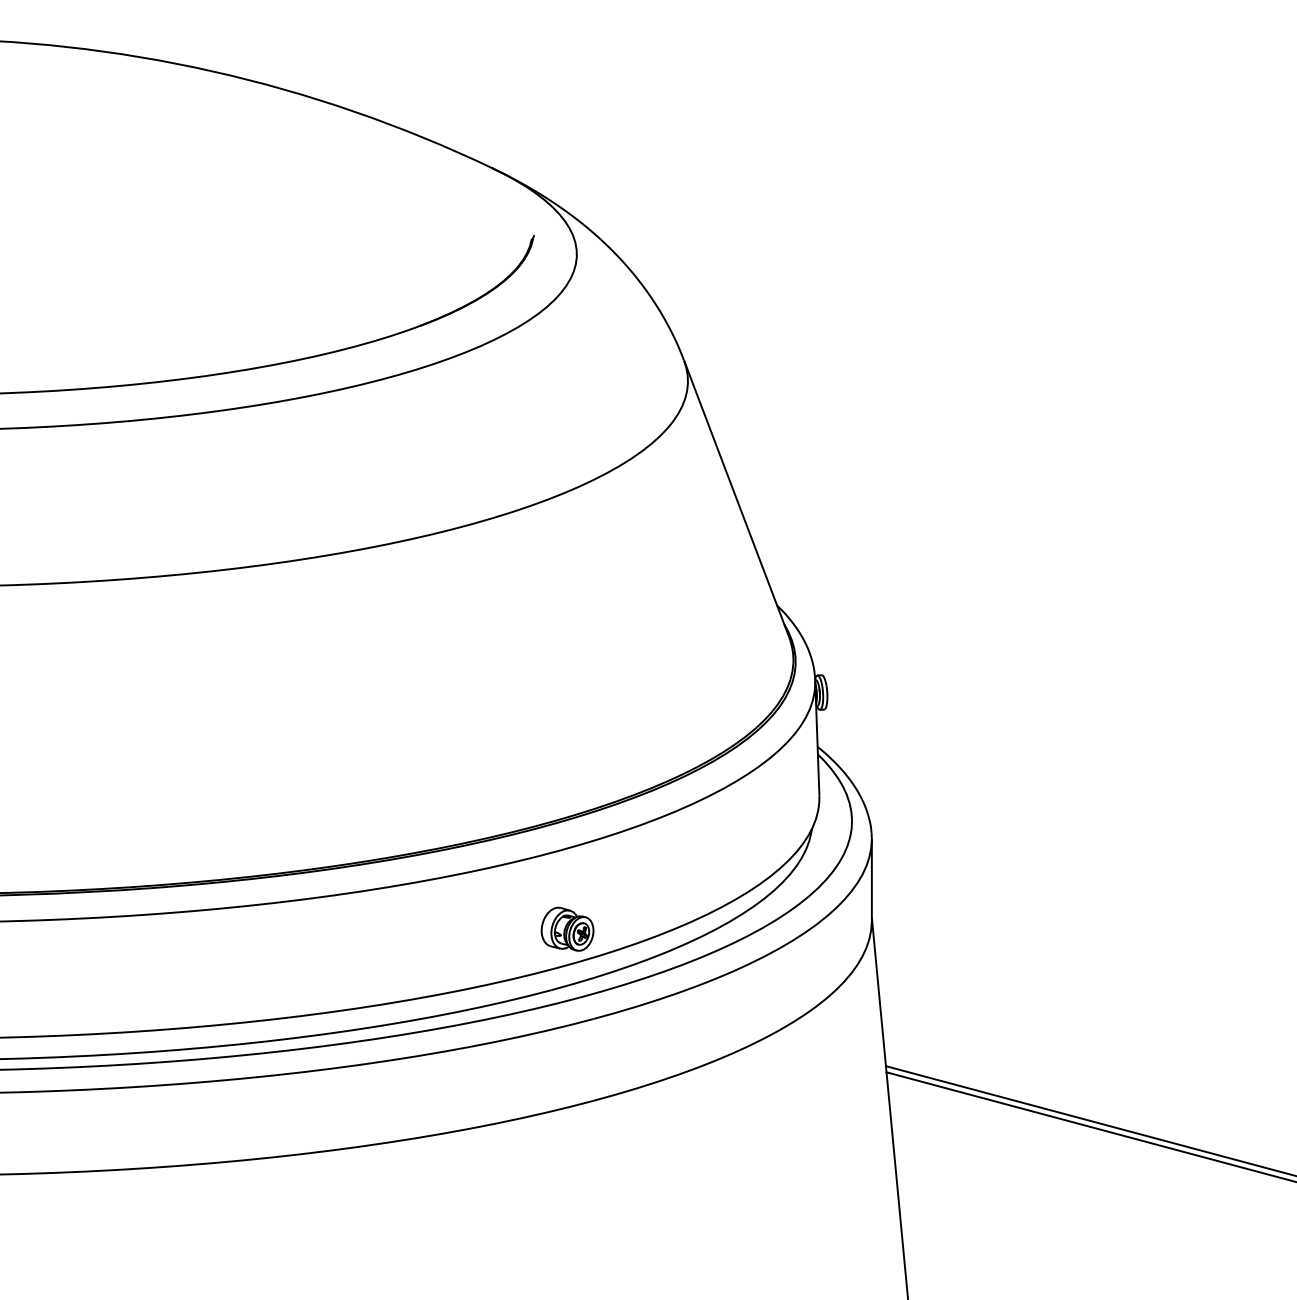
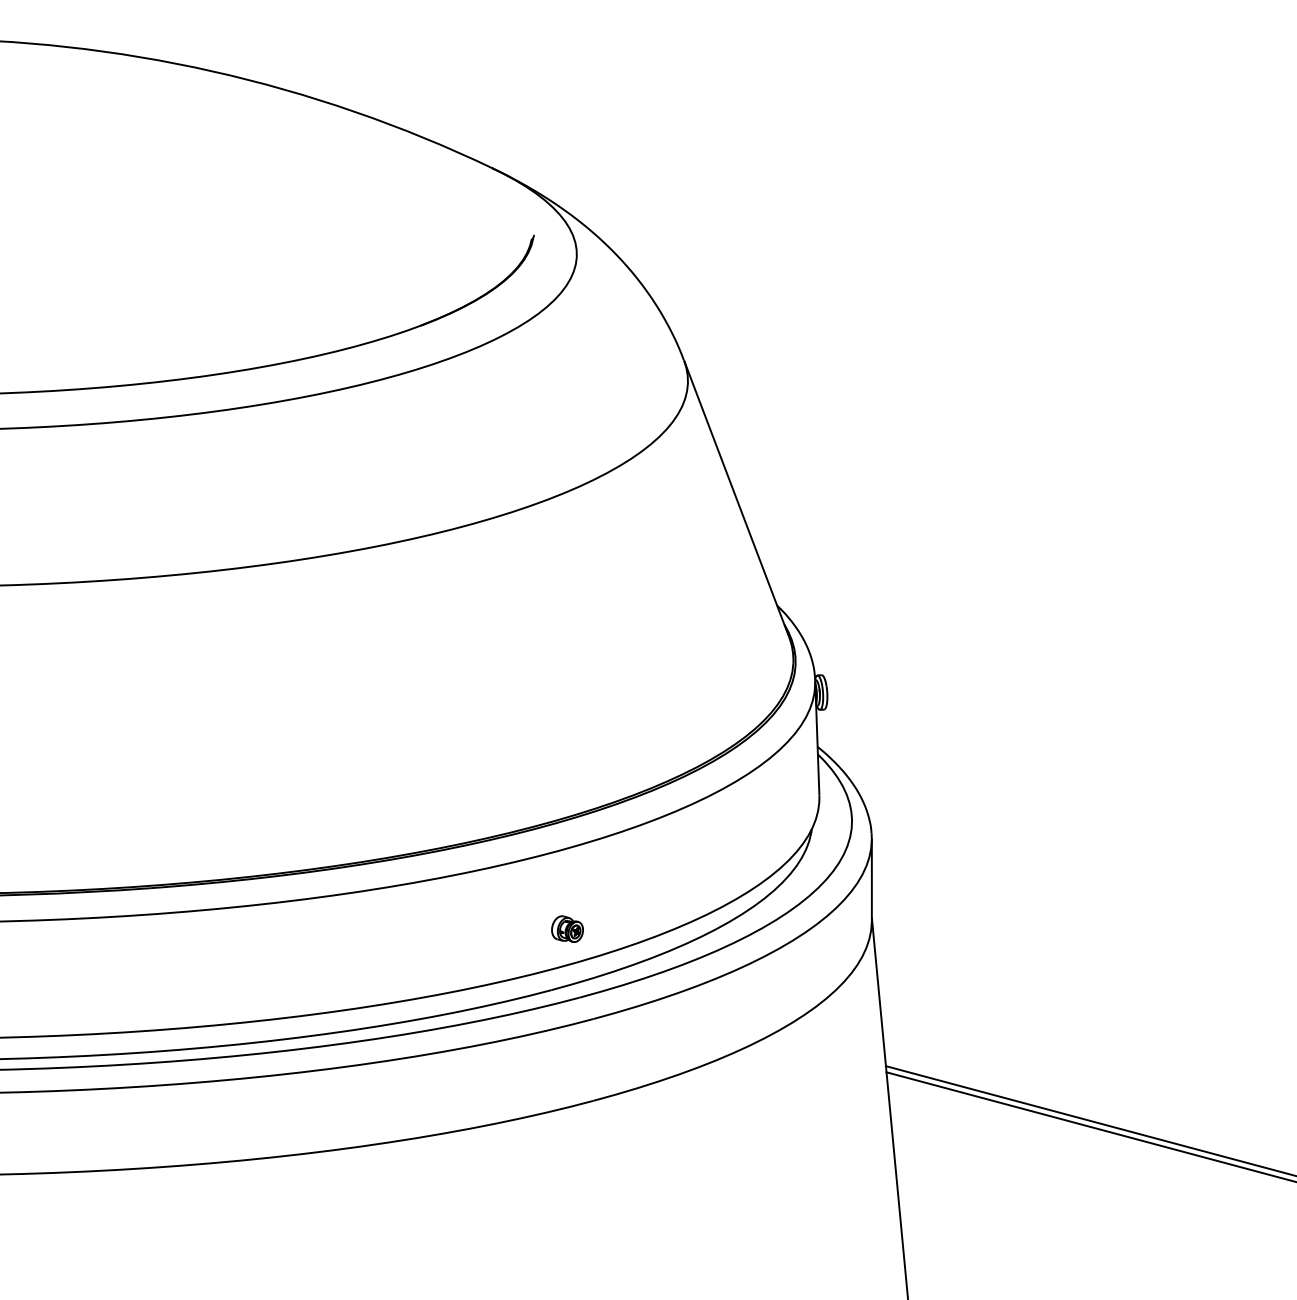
part size: 55x46 px -> 33x28 px (567, 928)
